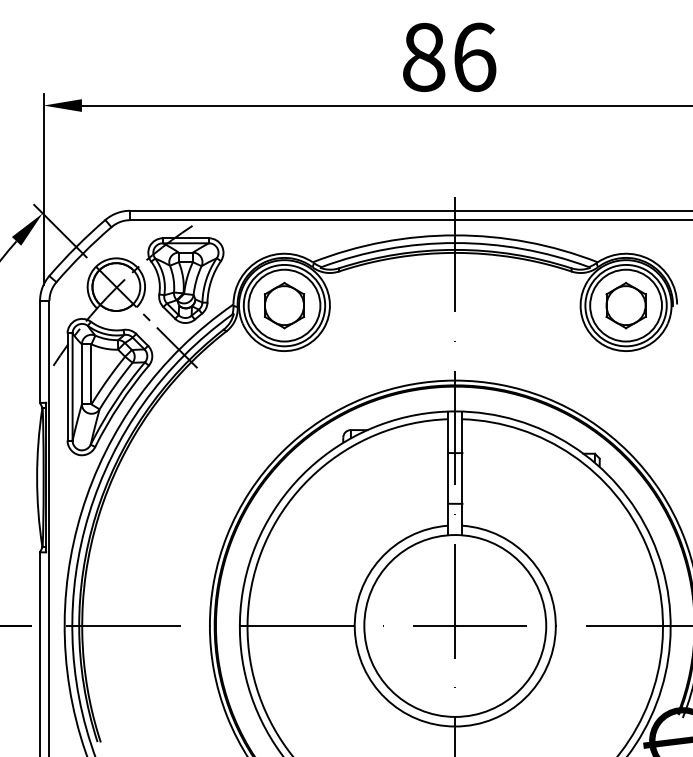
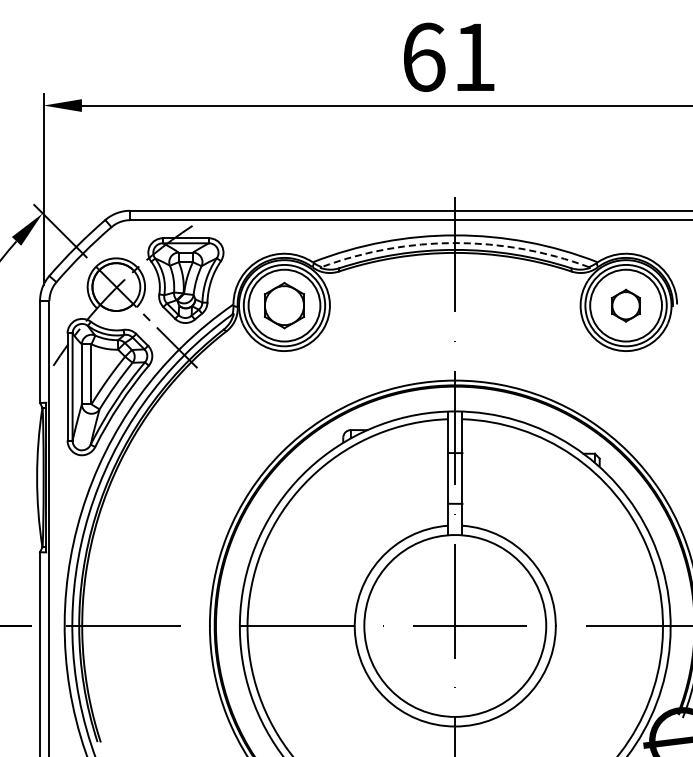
text: 86 -> 61 (449, 56)
arc: solid -> dashed (455, 243)
part size: 42x48 px -> 30x35 px (625, 305)
